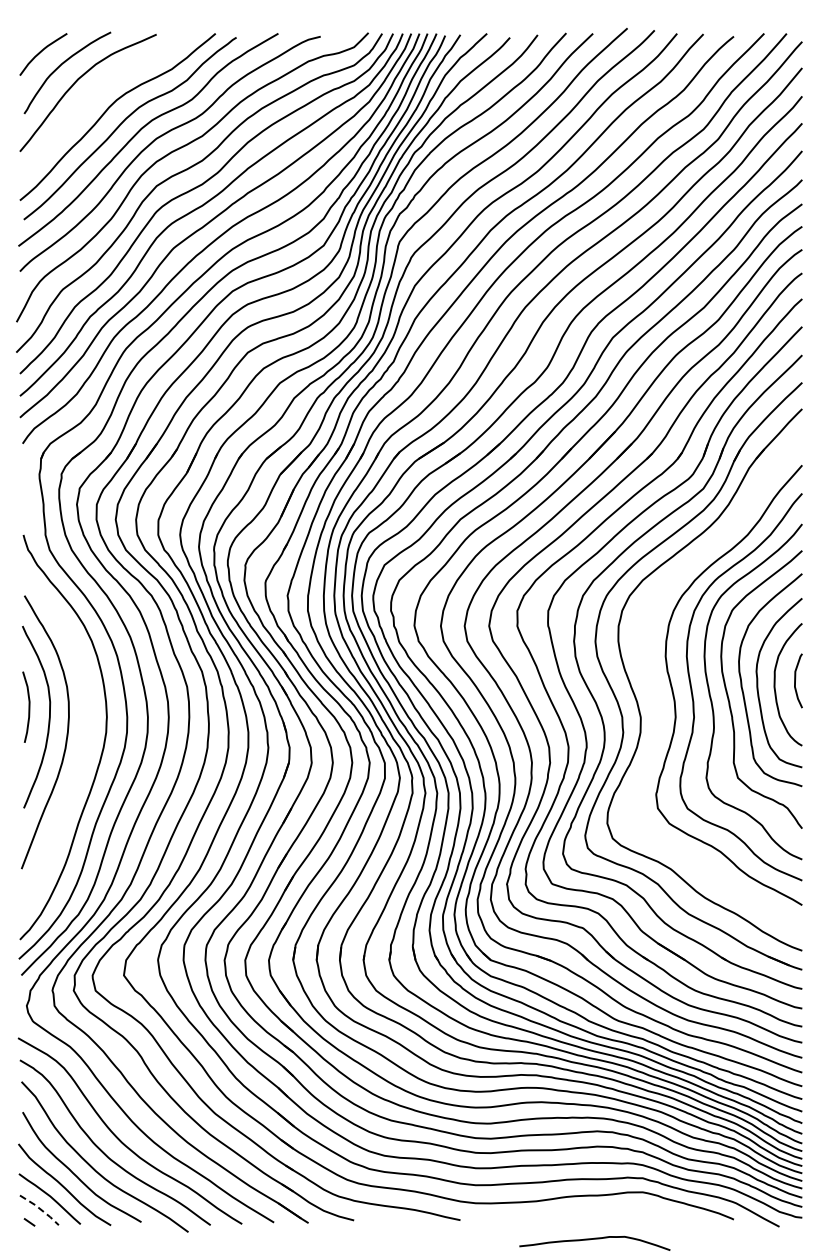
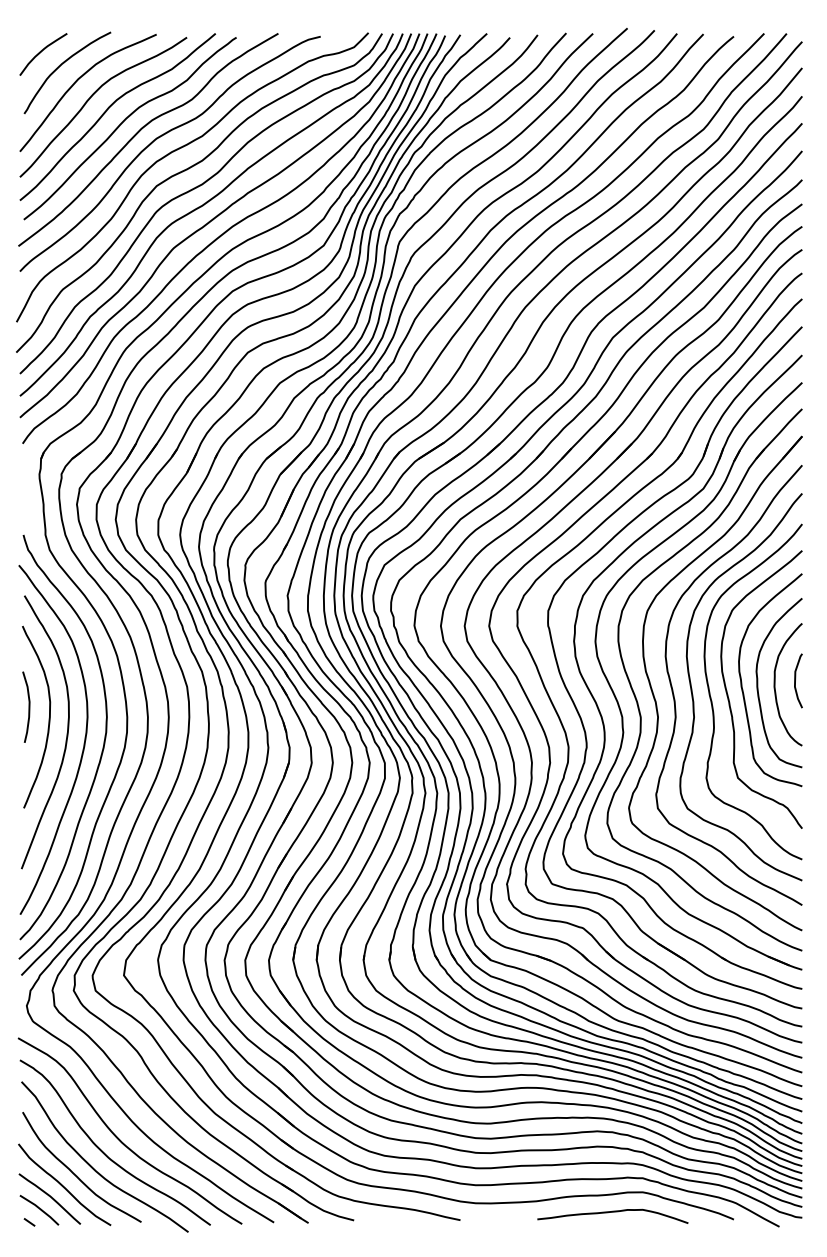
curve: none -> present (92, 96)
part: none -> present (656, 700)
curve: none -> present (83, 743)
line: dashed -> solid (40, 1209)
curve position: (594, 1239) -> (612, 1212) (612, 1212)
